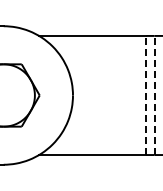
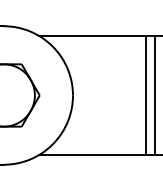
line: dashed -> solid (146, 95)
line: dashed -> solid (154, 95)
